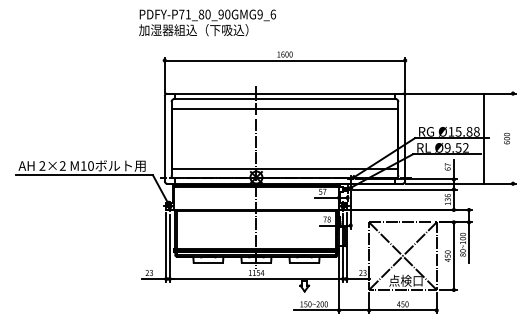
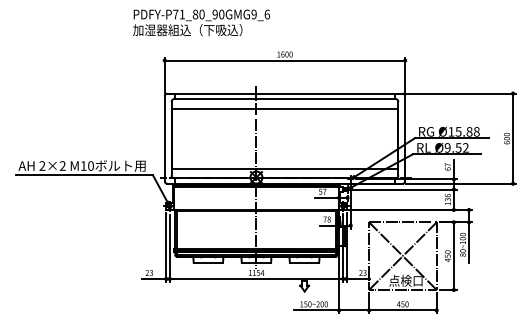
text position: (207, 22) -> (201, 22) (201, 22)
line position: (484, 138) -> (513, 138) (513, 138)
